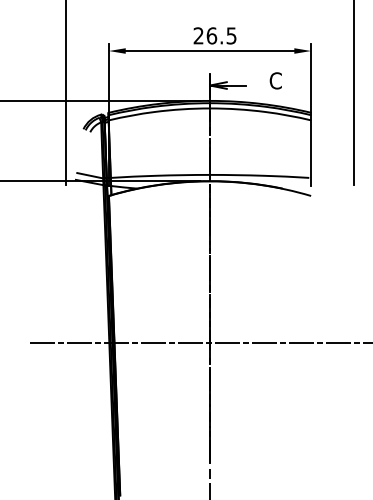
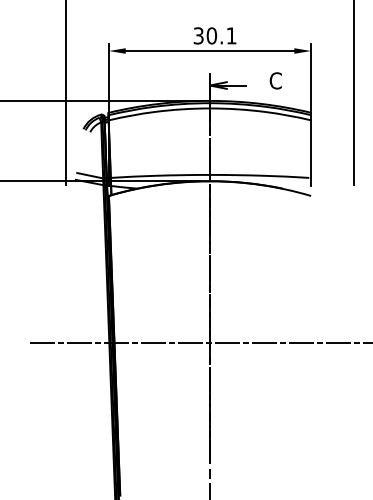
text: 26.5 -> 30.1 (214, 35)
